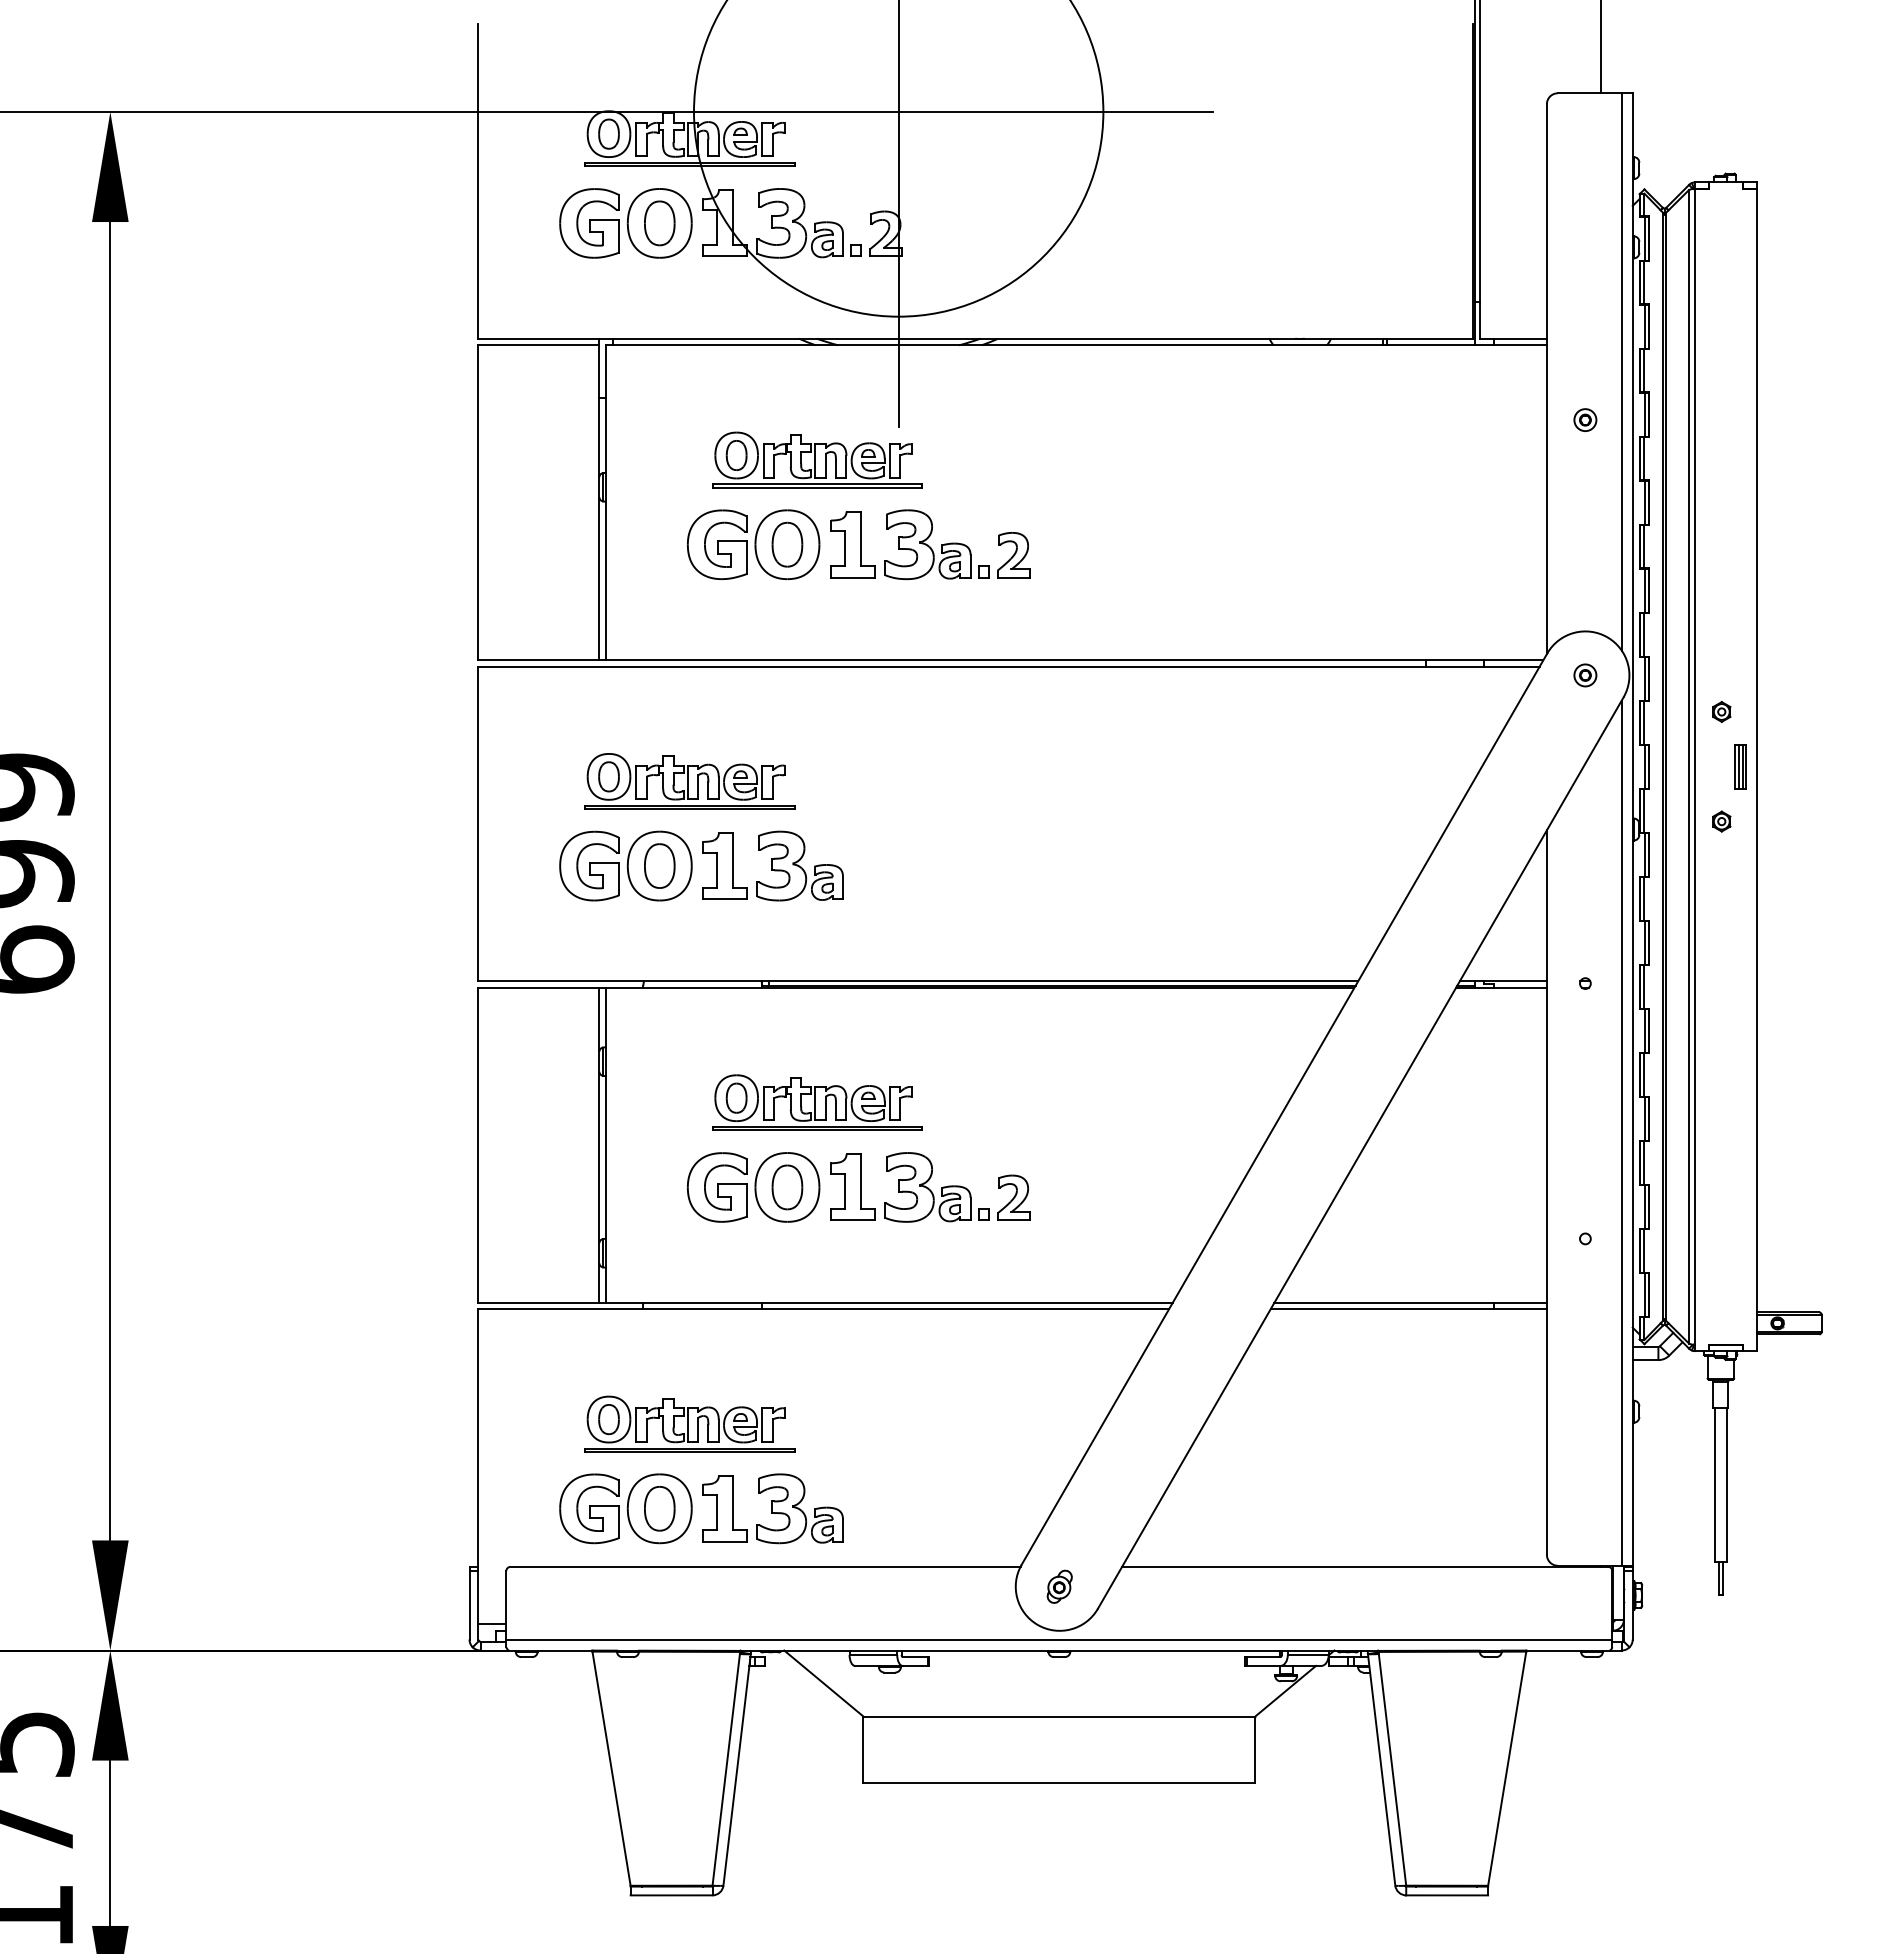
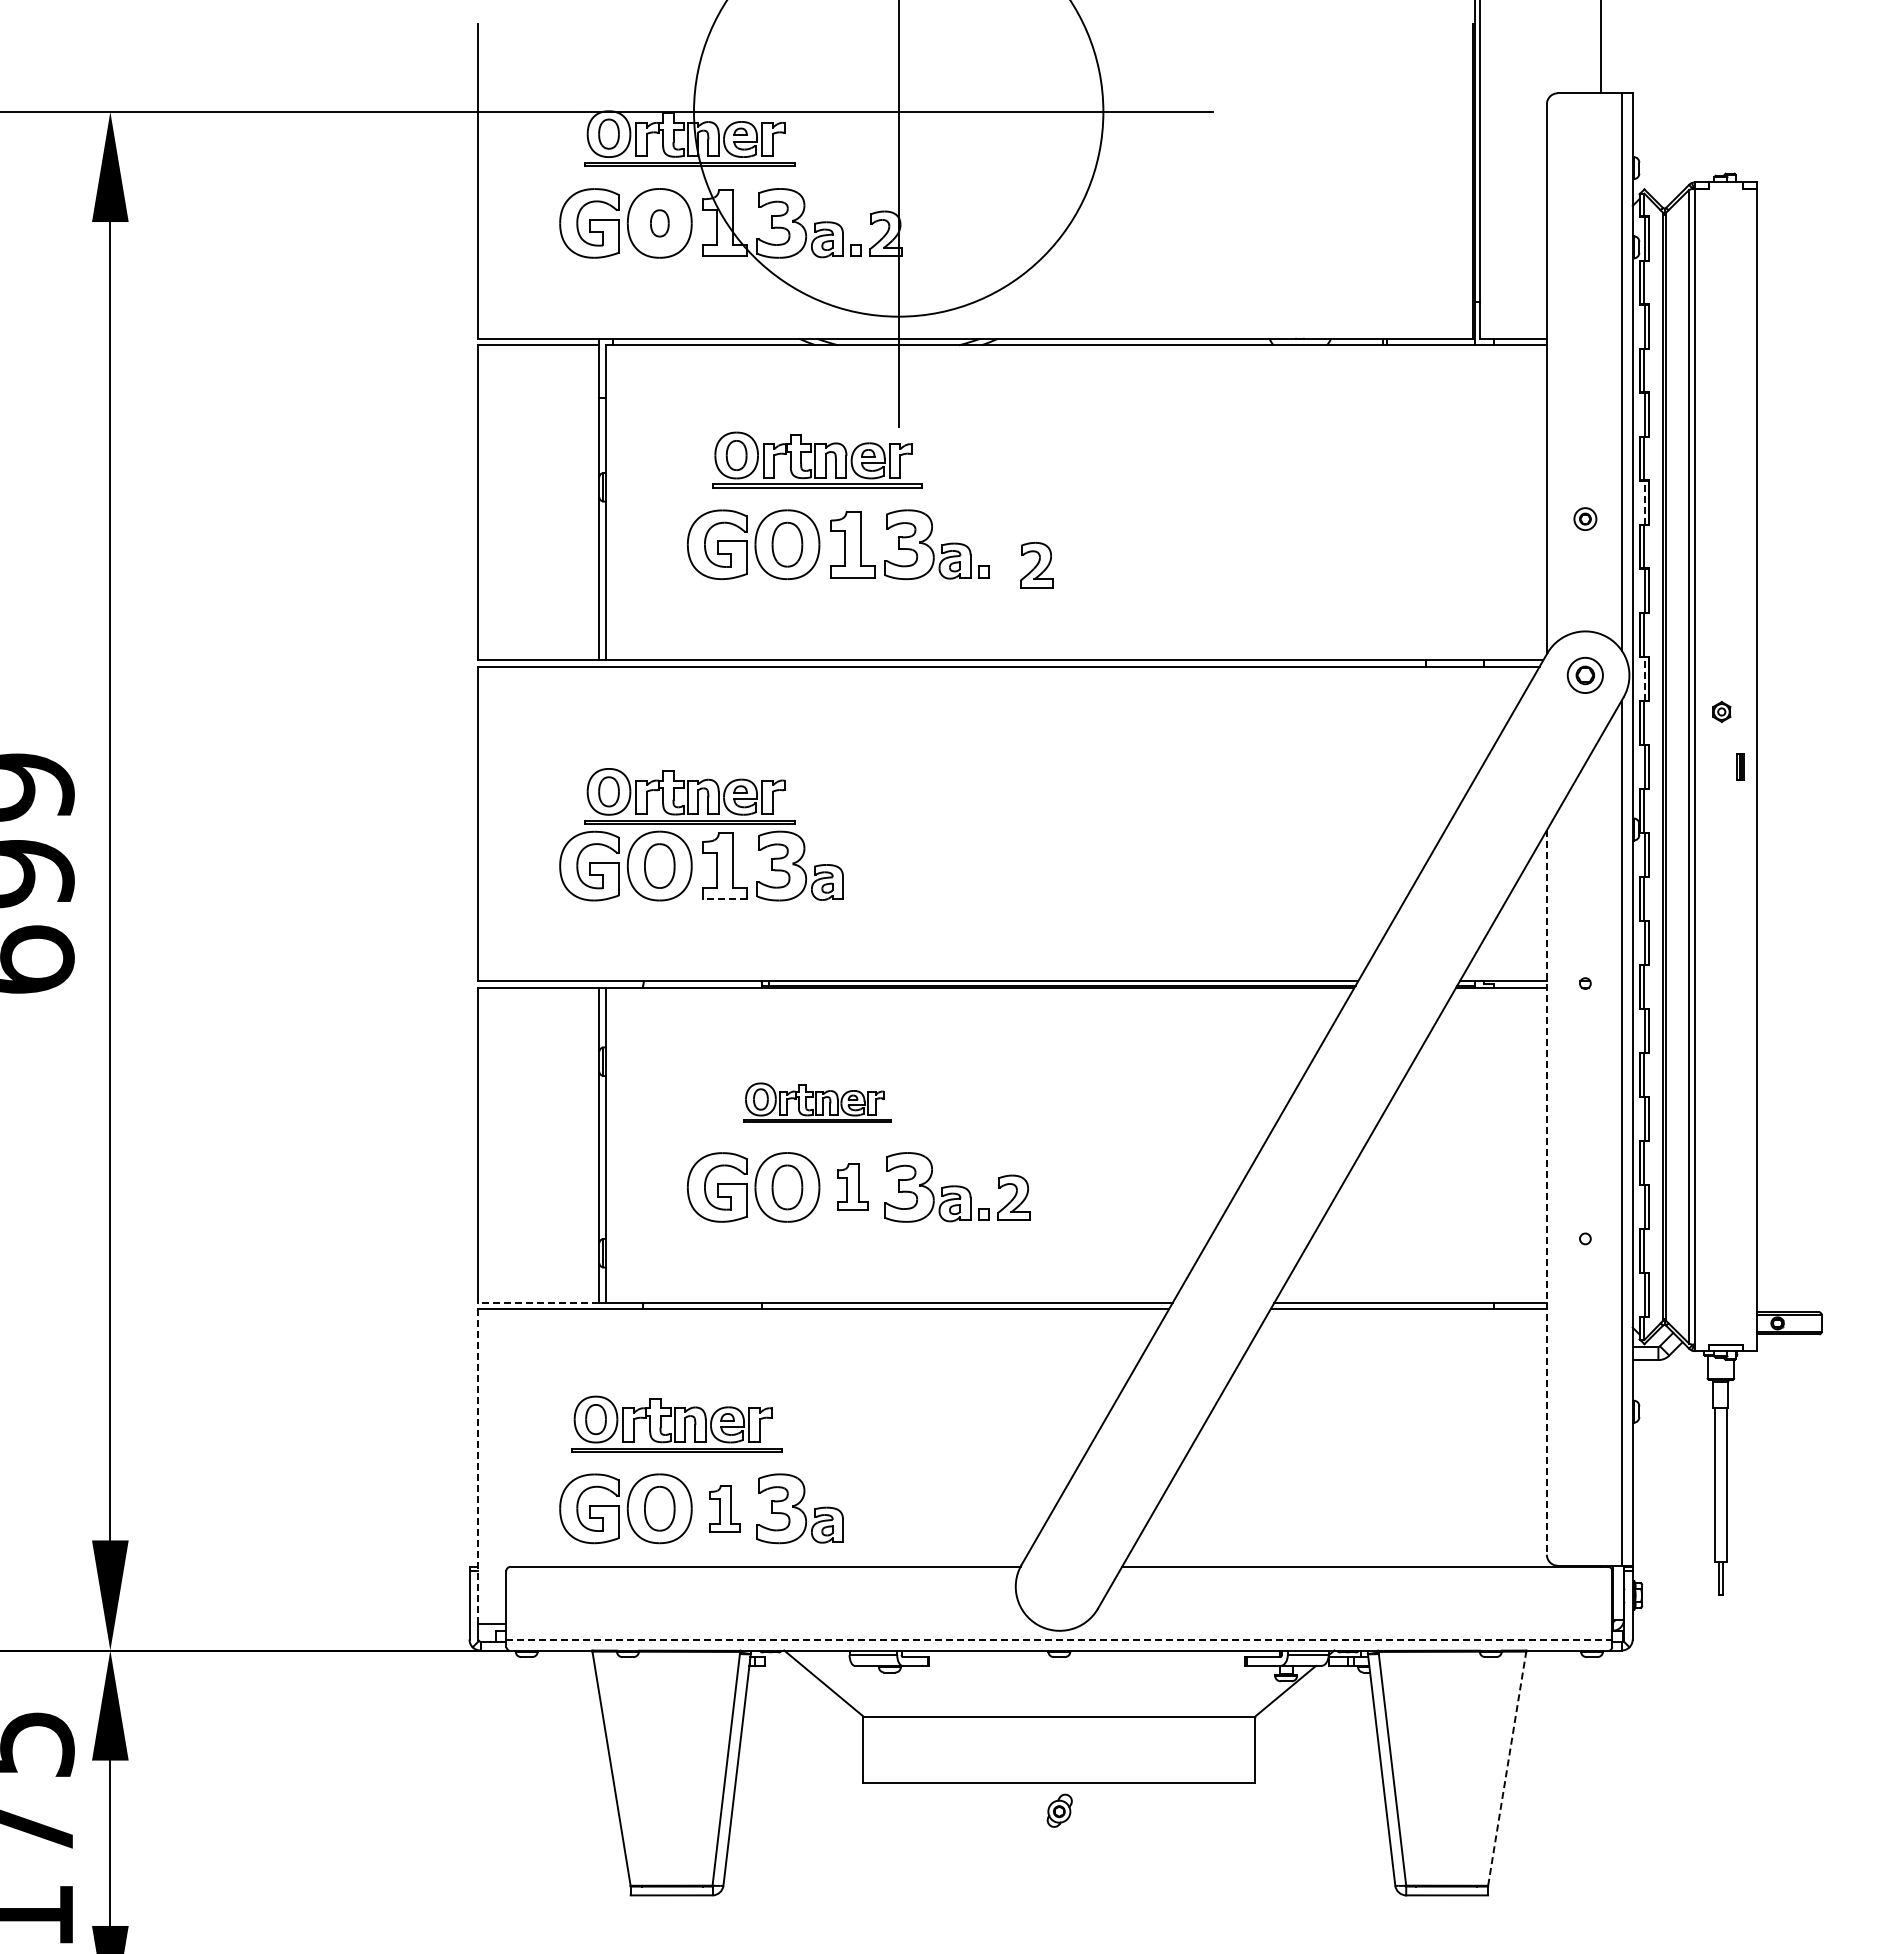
part size: 32x47 px -> 20x29 px (659, 223)
part position: (1585, 419) -> (1585, 518) (1585, 518)
line: solid -> dashed (1644, 502)
part position: (1013, 555) -> (1036, 565) (1036, 565)
part size: 25x25 px -> 38x38 px (1584, 674)
line: solid -> dashed (1644, 678)
part size: 13x46 px -> 9x28 px (1740, 766)
part position: (689, 781) -> (689, 796) (689, 796)
part: present -> none (1721, 821)
line: solid -> dashed (725, 899)
part size: 211x57 px -> 149x41 px (817, 1102)
part size: 46x68 px -> 32x48 px (852, 1186)
line: solid -> dashed (1546, 1193)
line: solid -> dashed (538, 1302)
part position: (689, 1423) -> (676, 1423) (676, 1423)
line: solid -> dashed (478, 1467)
part size: 46x68 px -> 32x48 px (724, 1508)
part position: (1059, 1586) -> (1059, 1810) (1059, 1810)
line: solid -> dashed (1059, 1639)
line: solid -> dashed (1507, 1768)
